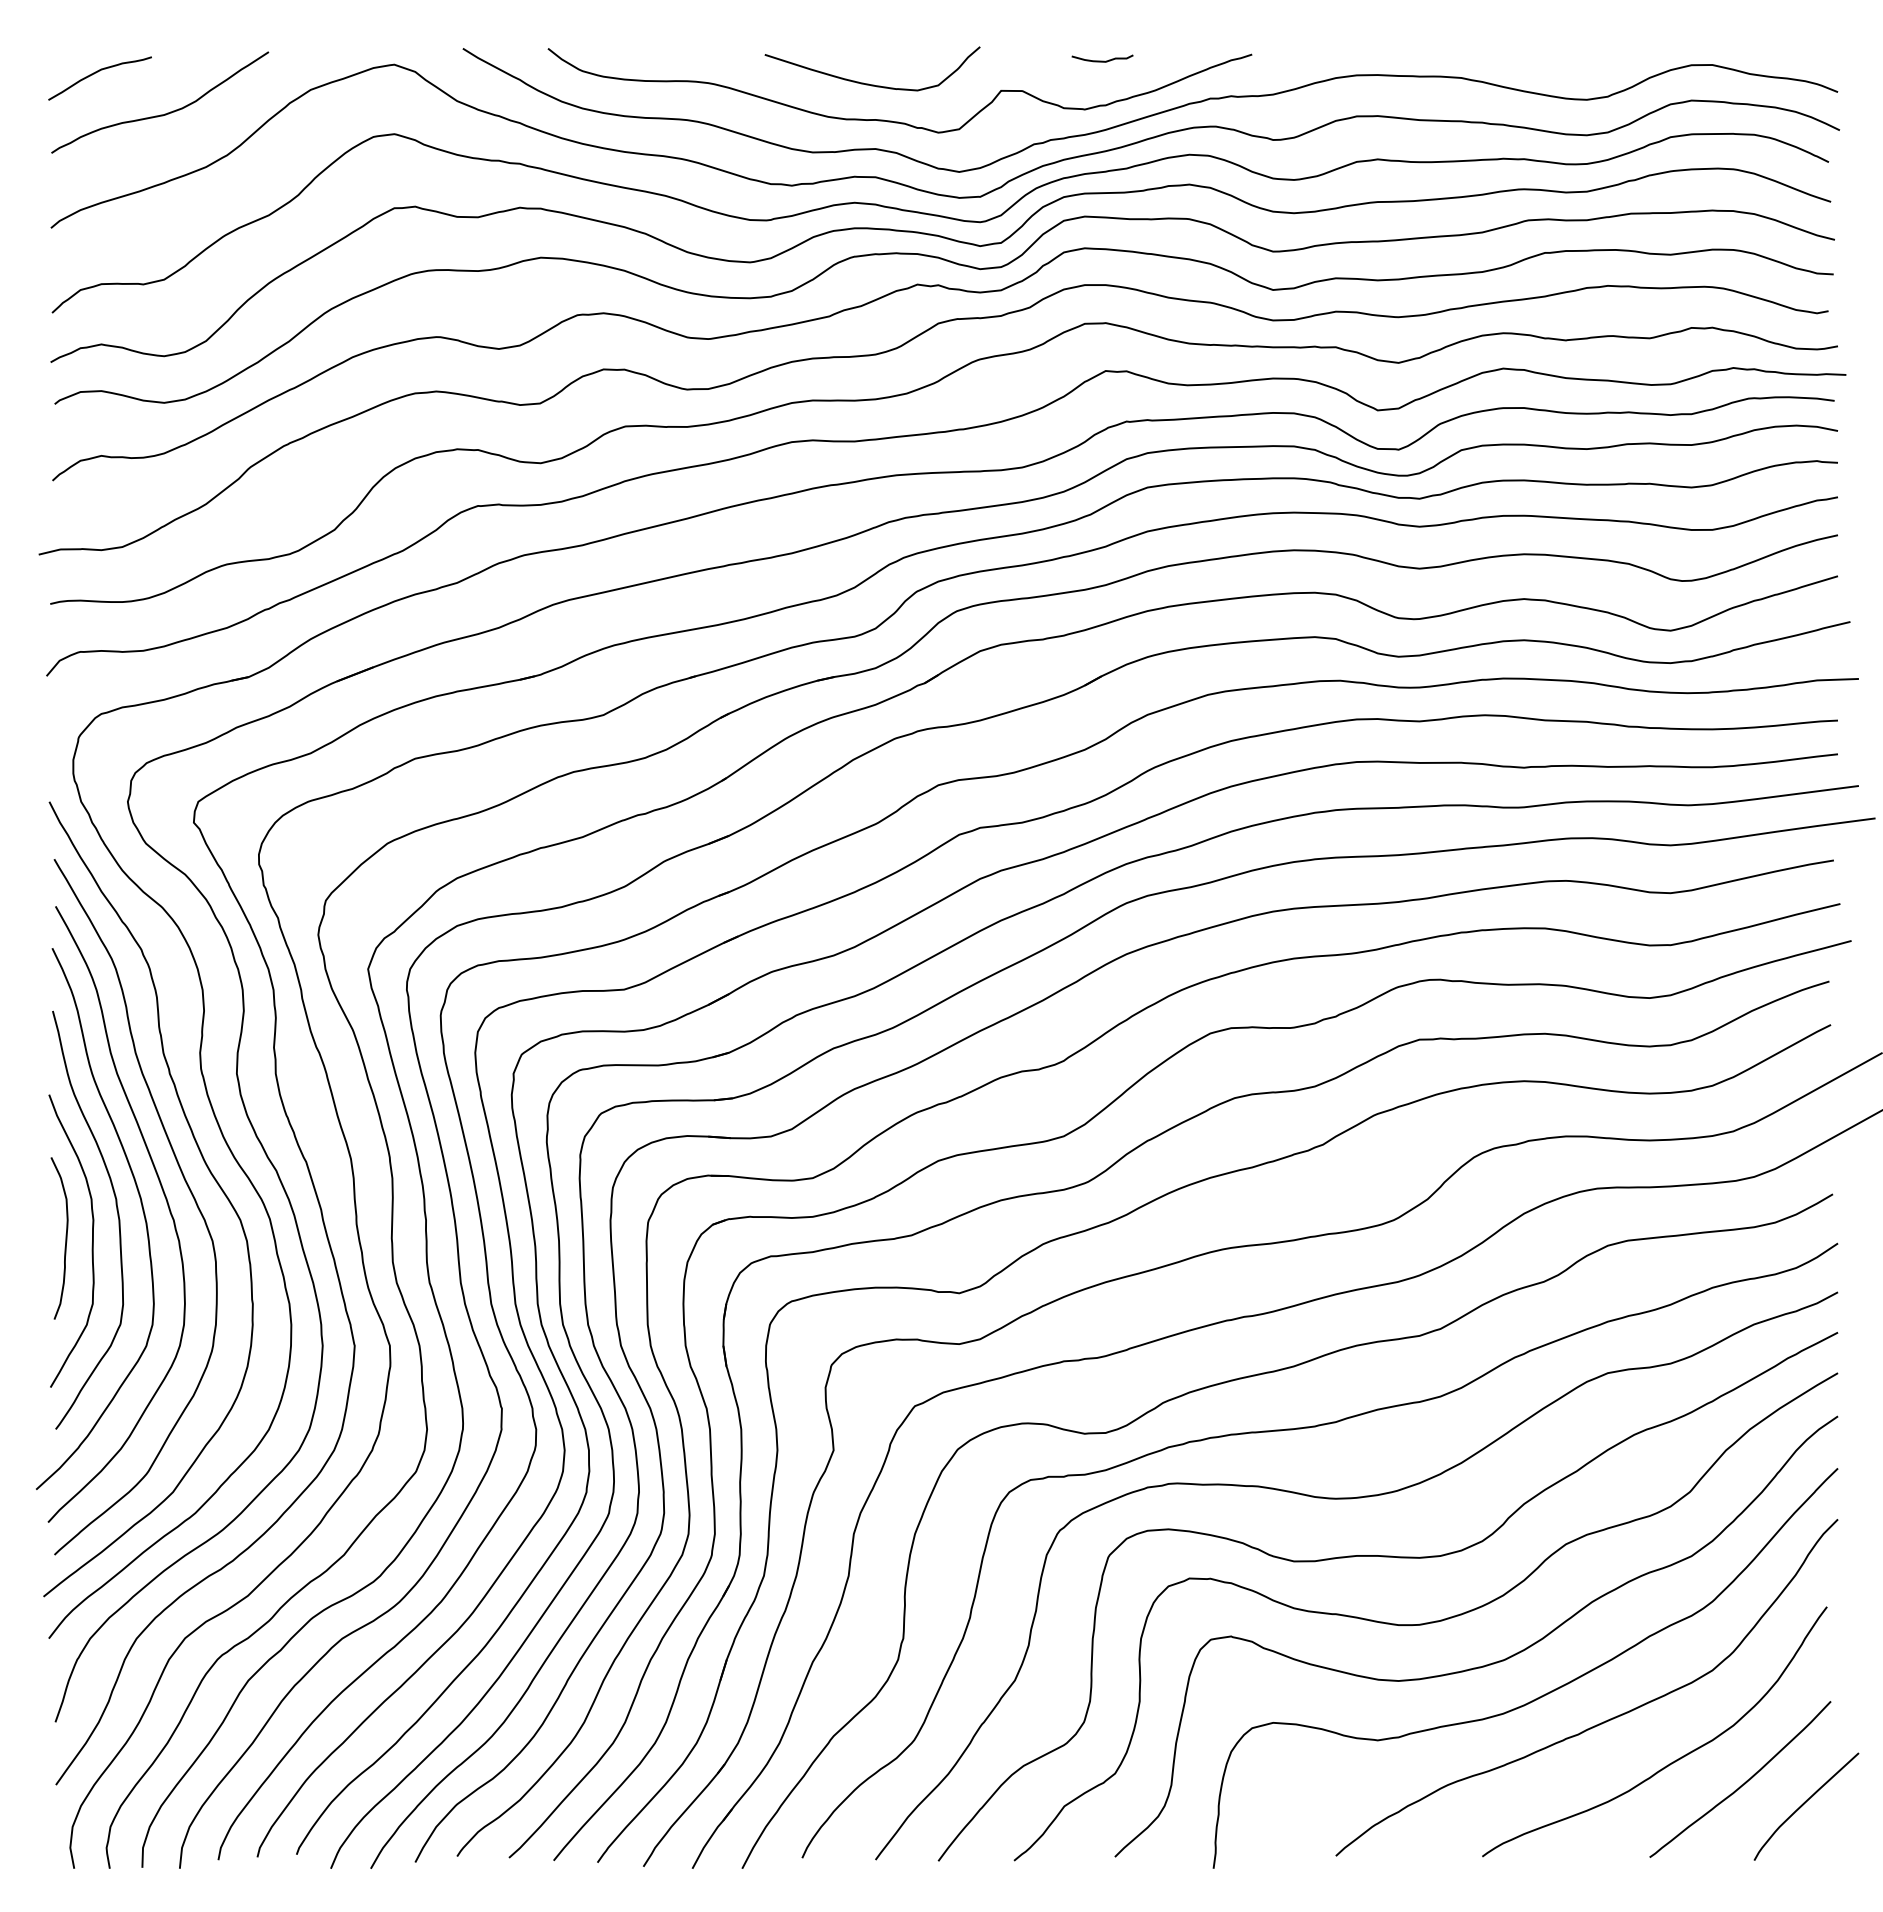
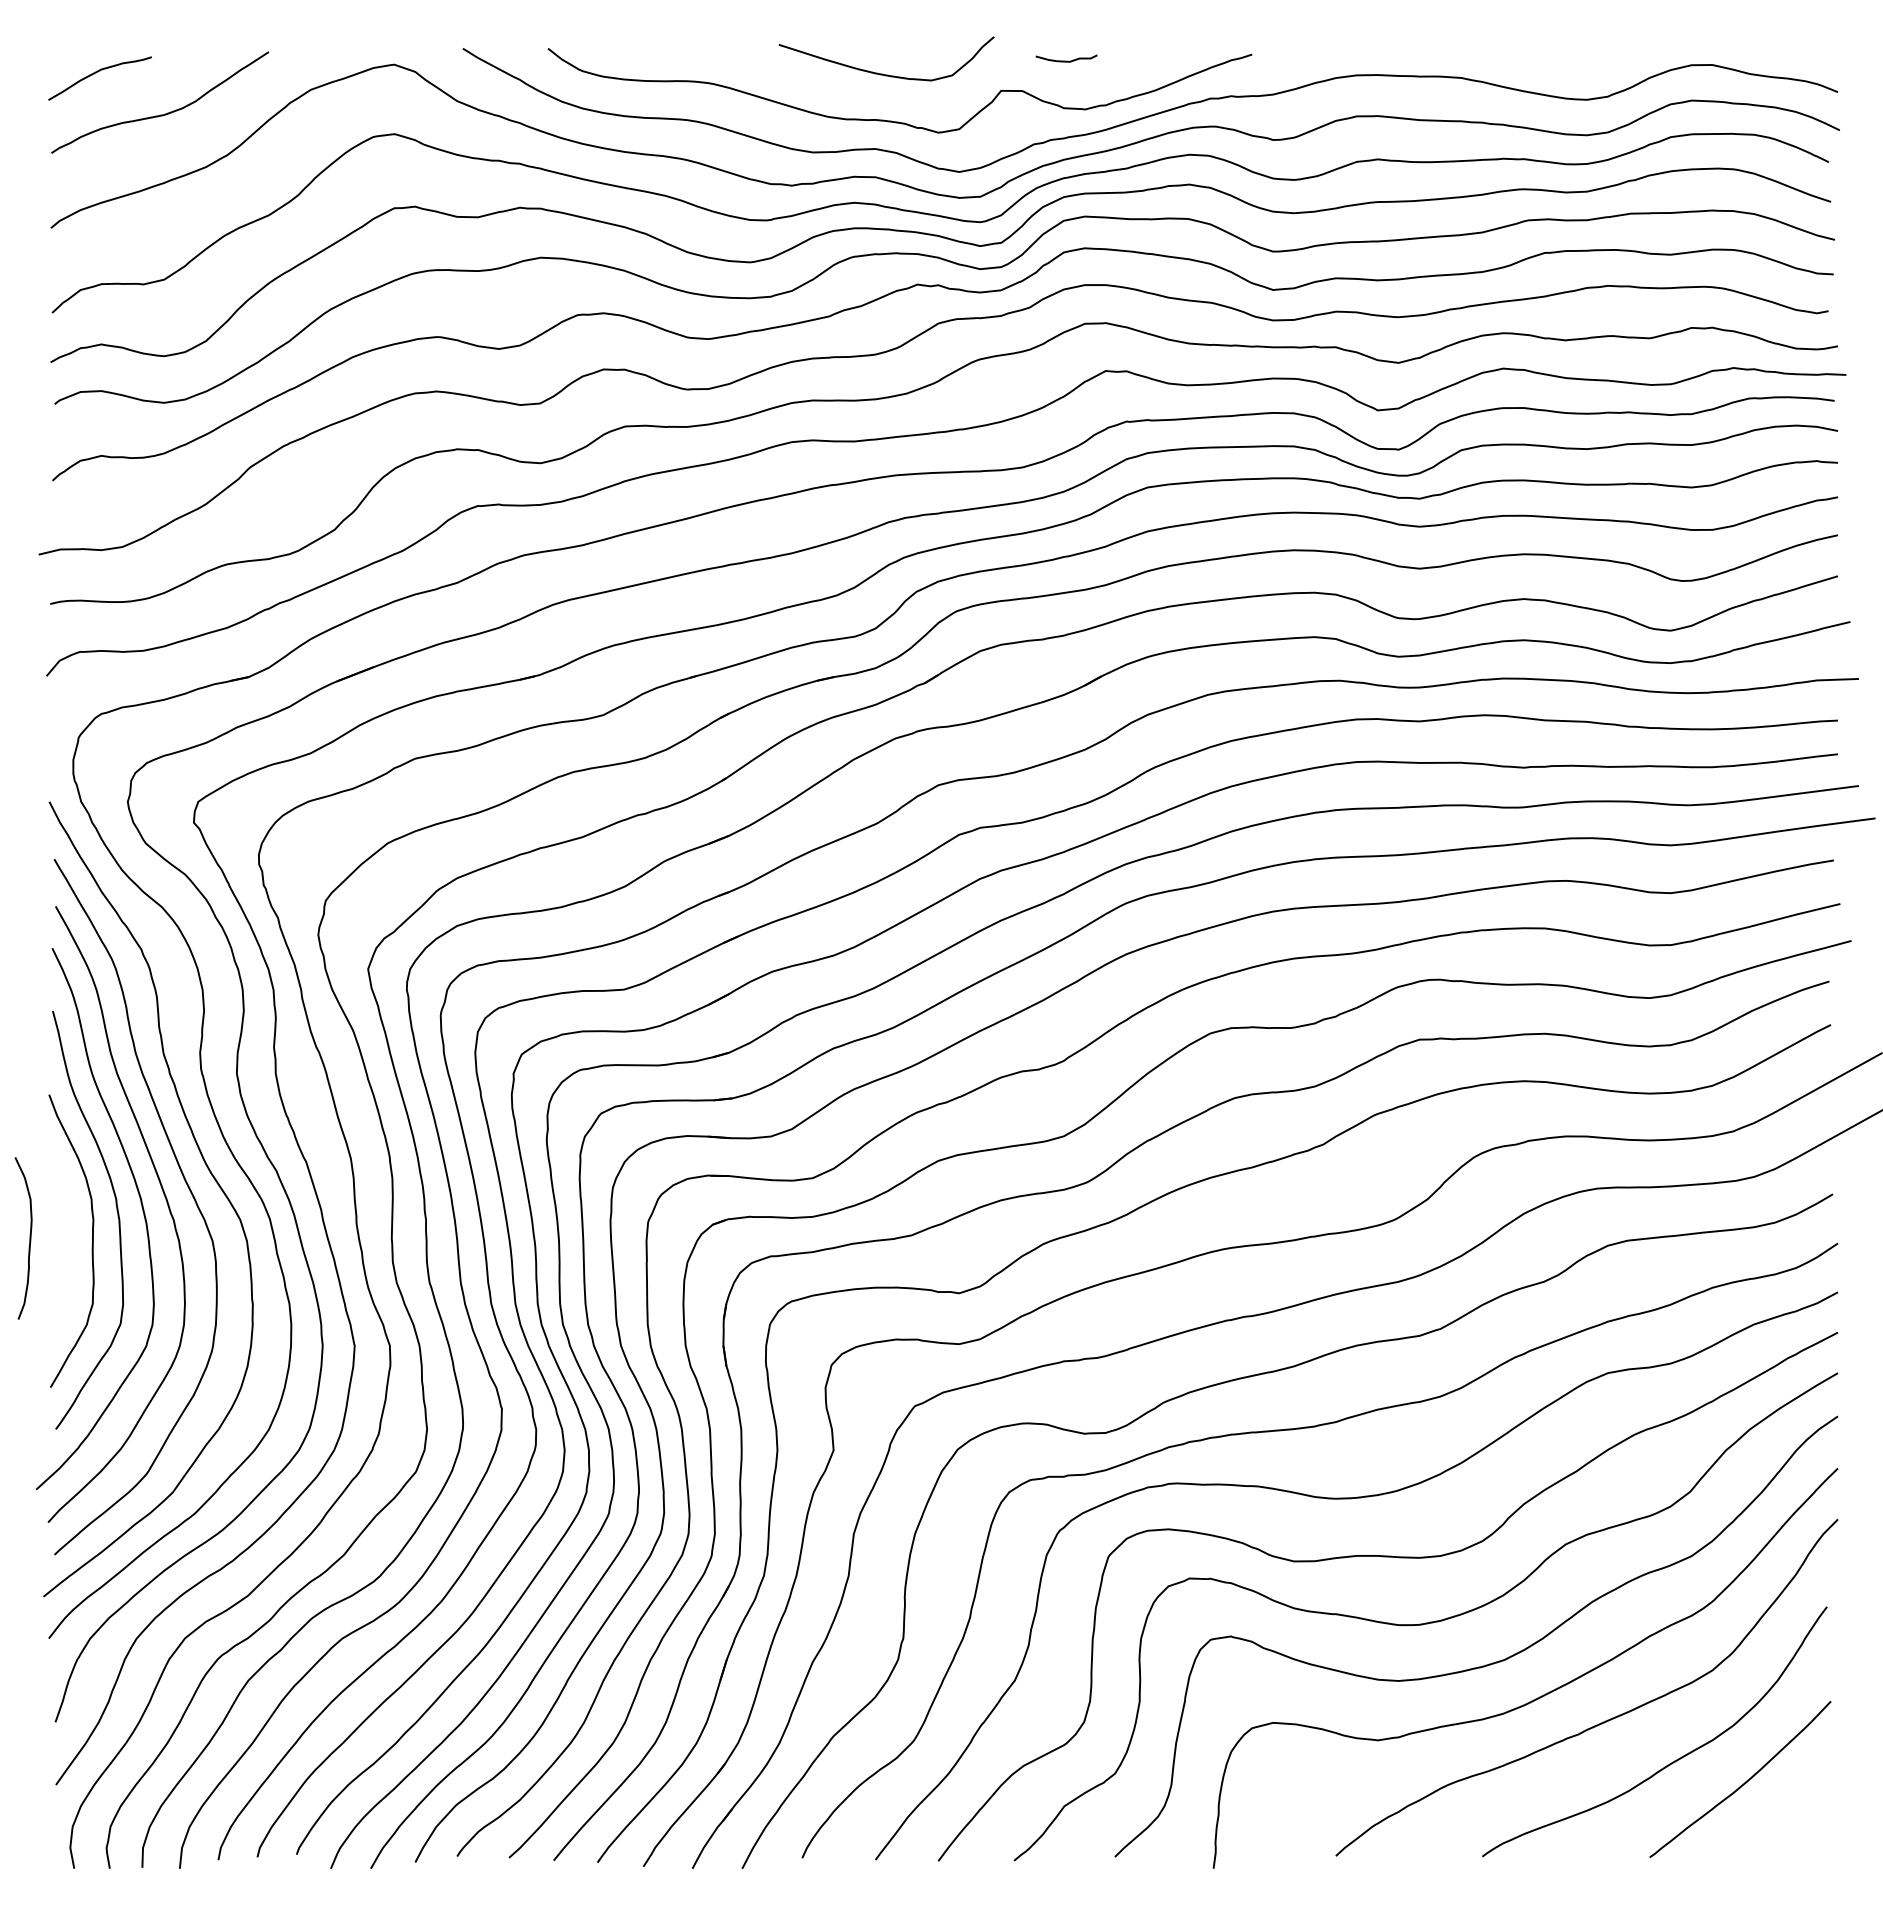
curve position: (1102, 60) -> (1066, 60) (1066, 60)
curve position: (868, 83) -> (882, 73) (882, 73)
curve position: (65, 1238) -> (29, 1238) (29, 1238)
curve: present -> none (1804, 1804)
